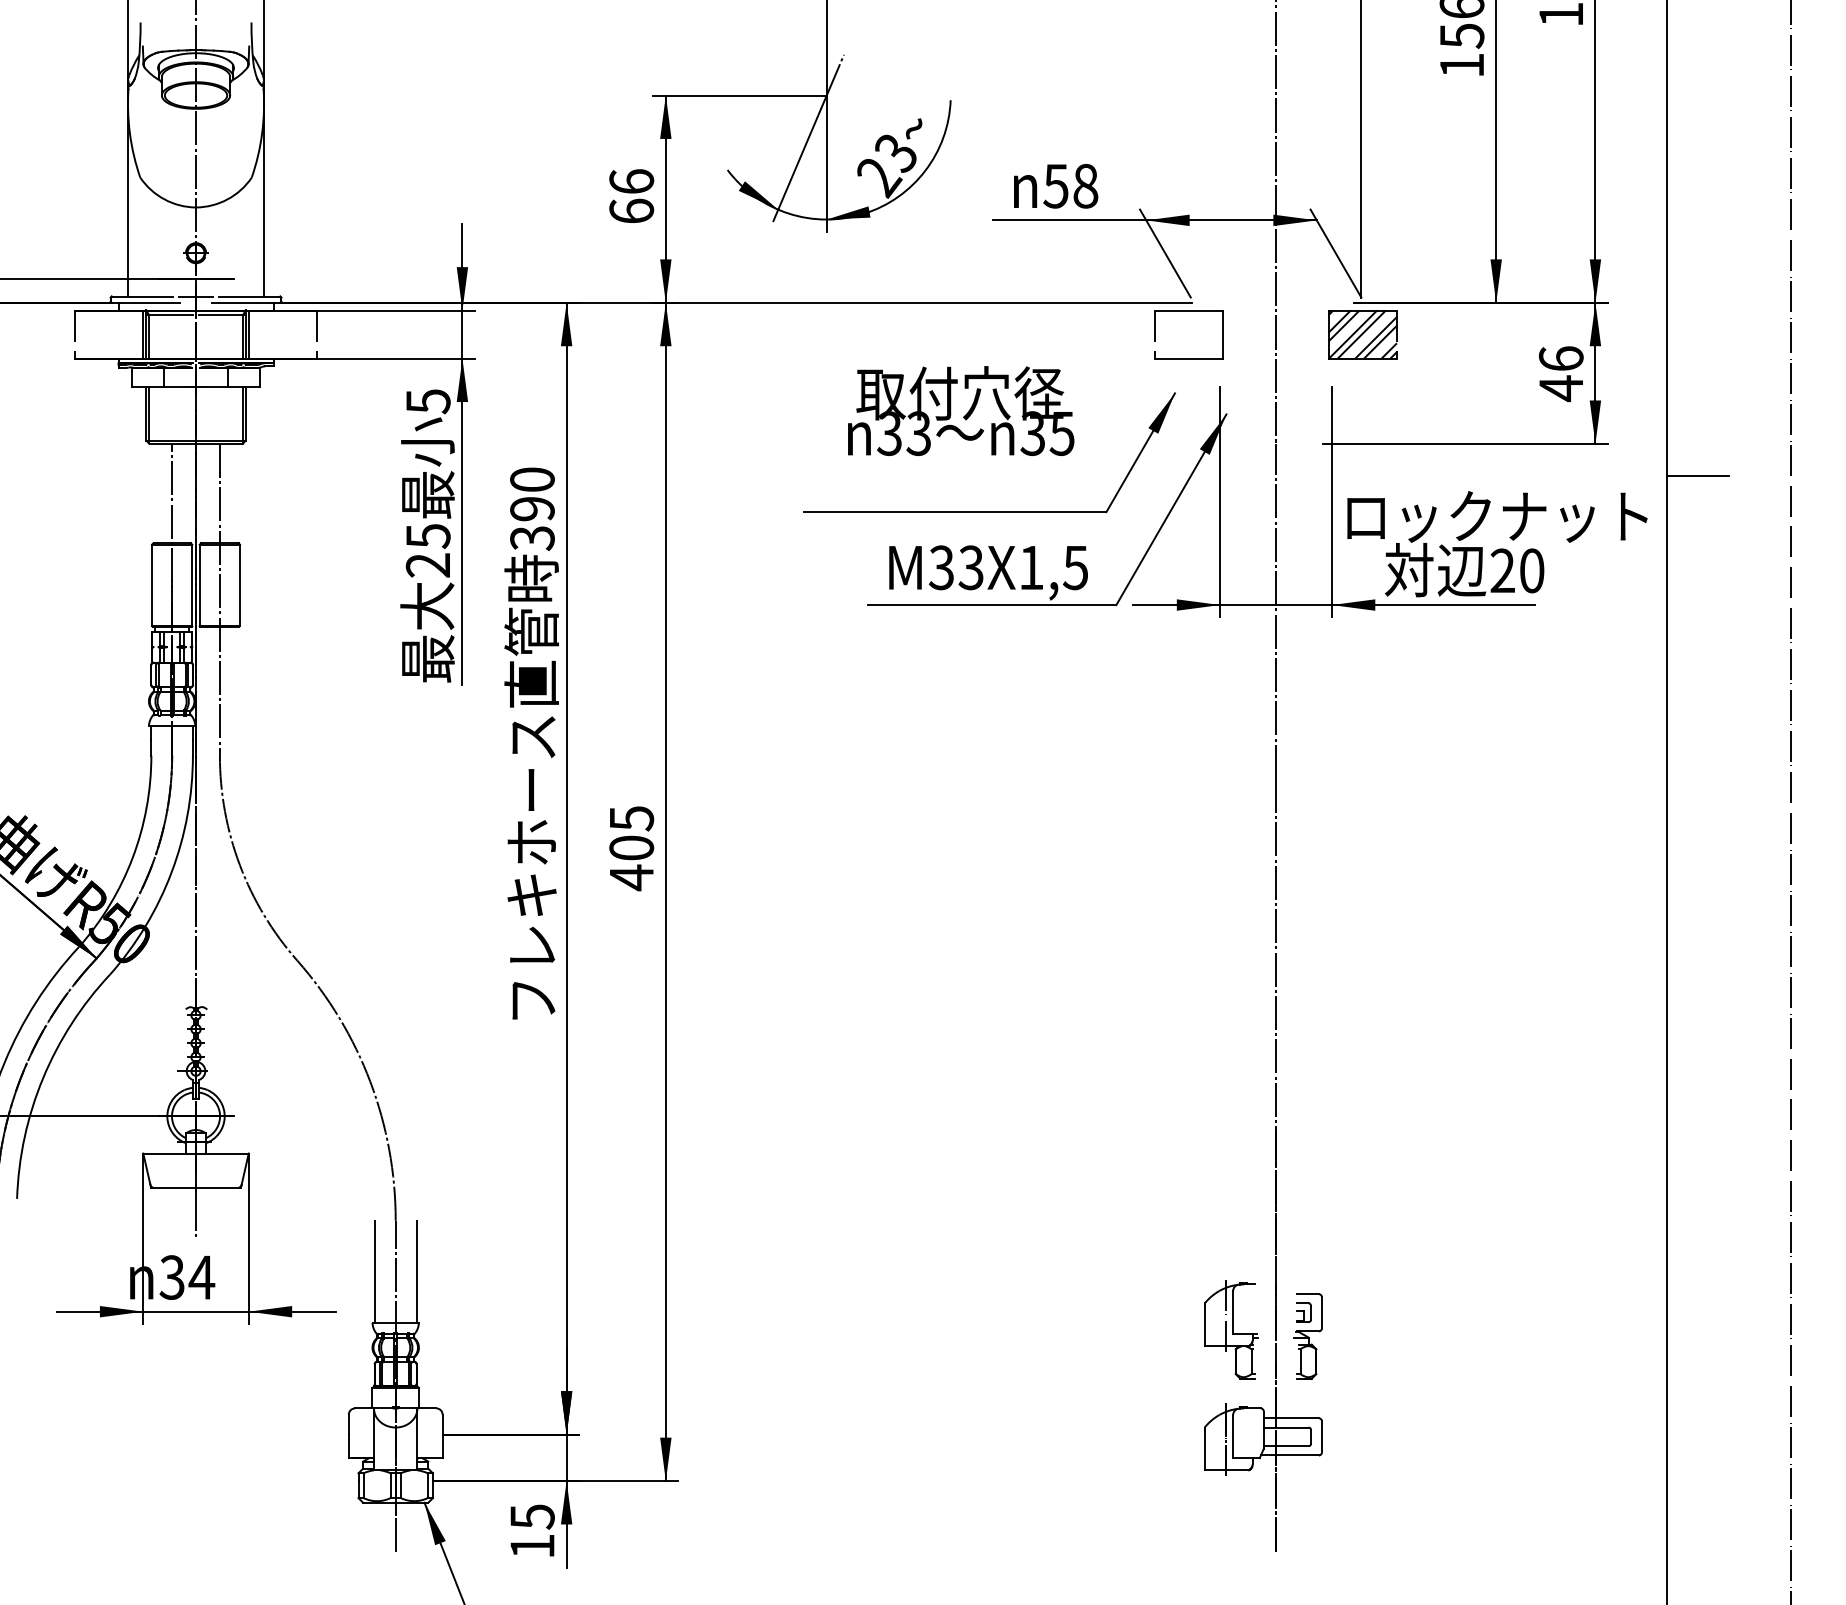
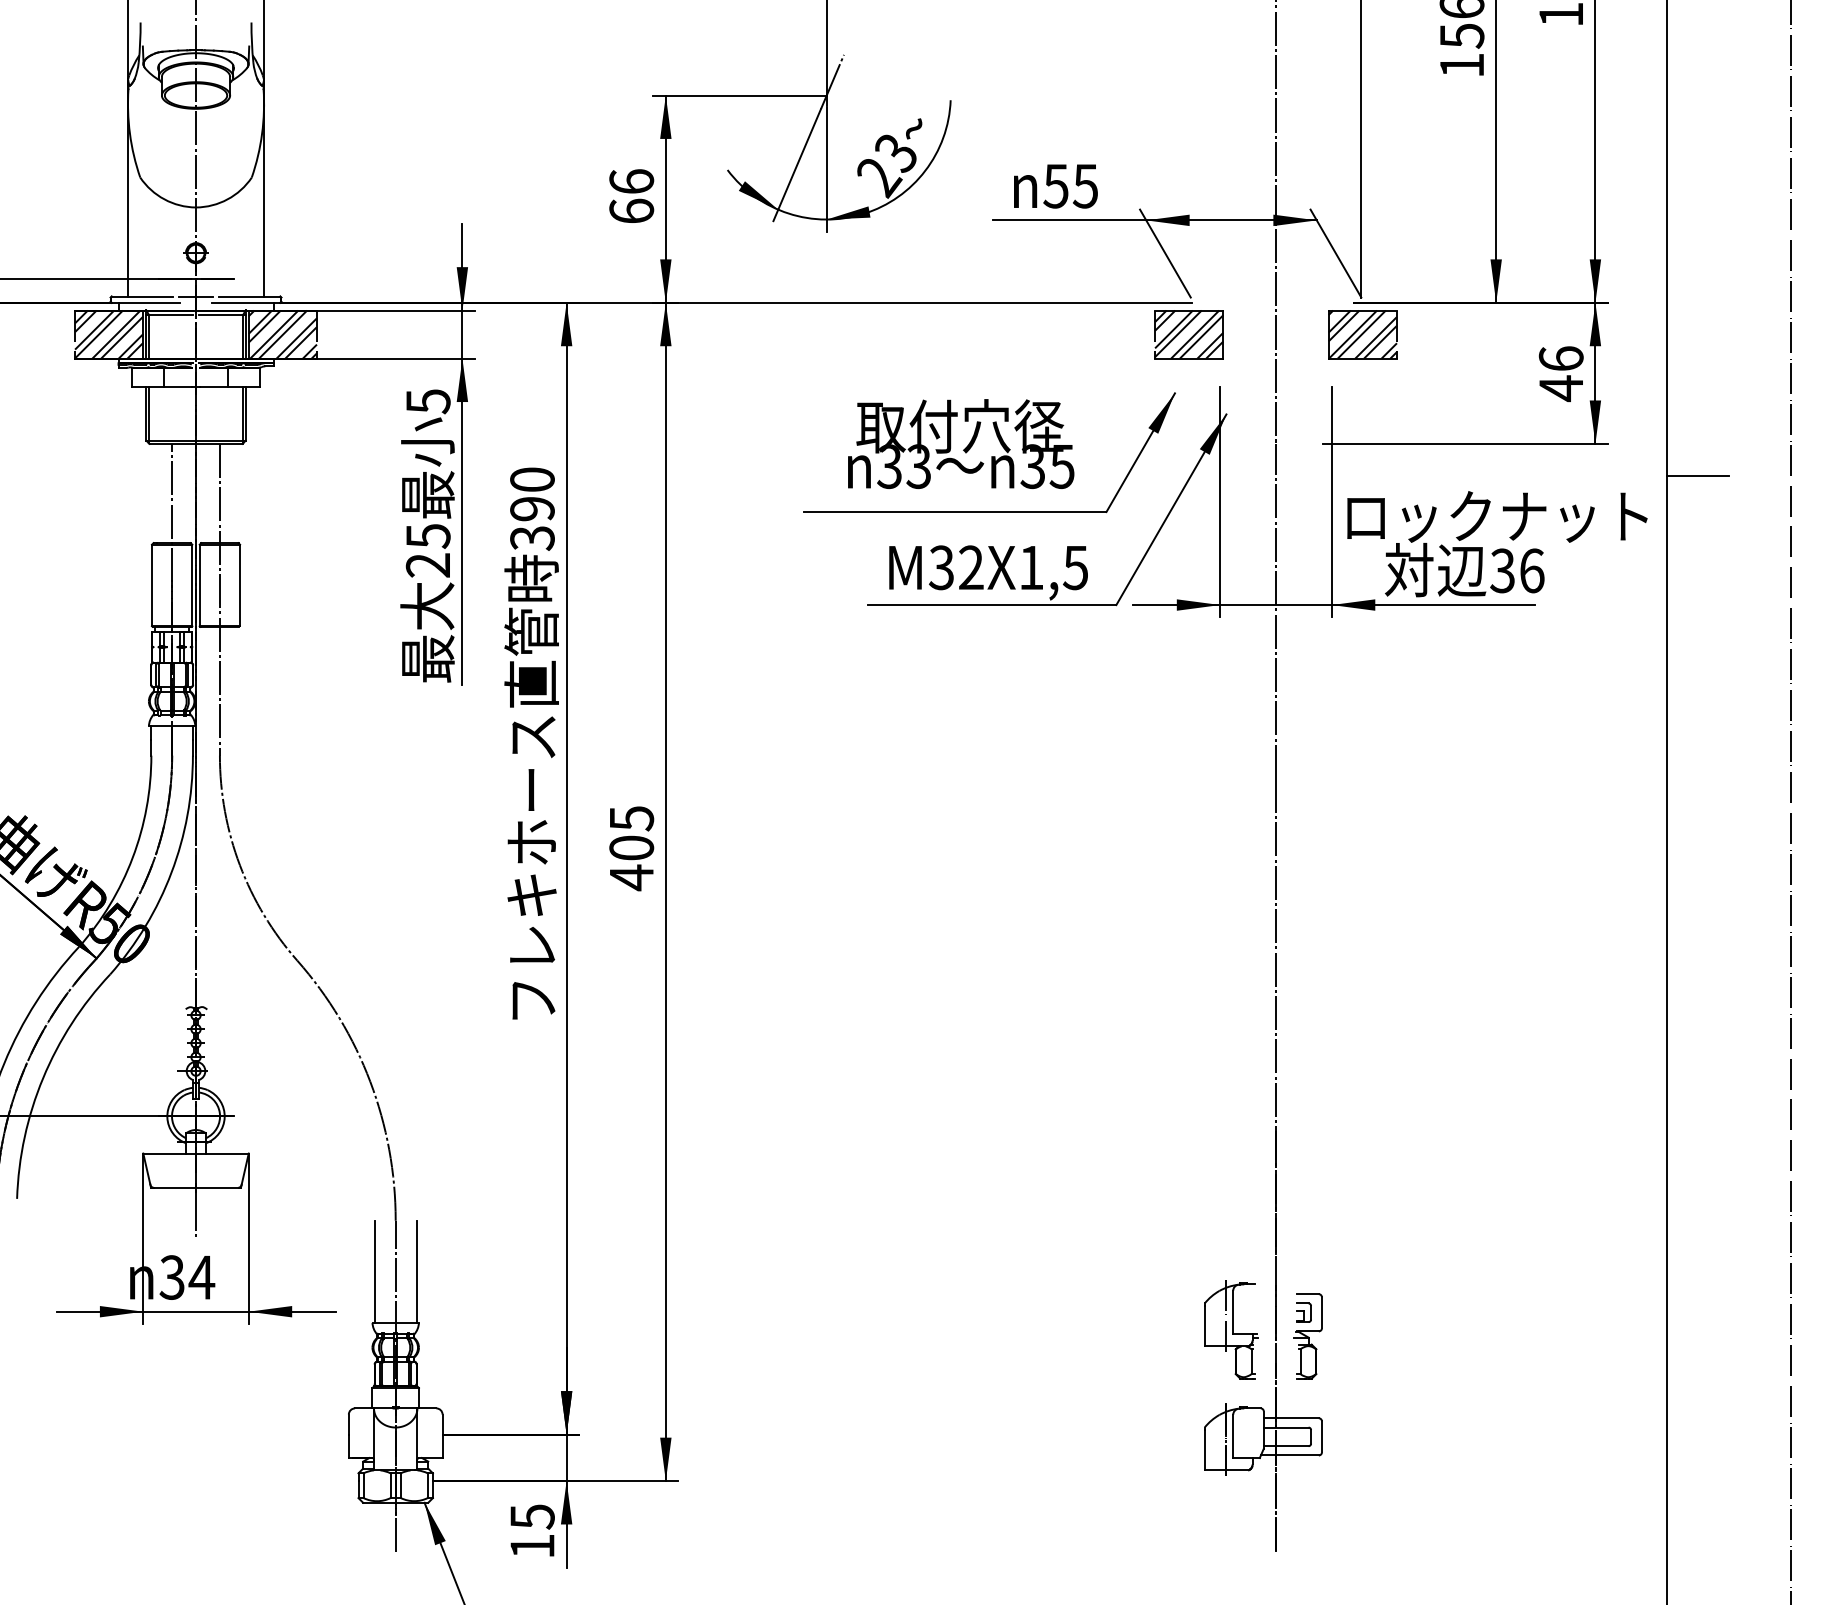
text: 58 -> 55 (1085, 186)
hatch: none -> present (109, 334)
hatch: none -> present (282, 334)
hatch: none -> present (1189, 334)
text position: (961, 410) -> (961, 443) (961, 443)
text: M33X1,5 -> M32X1,5 (970, 568)
text: 20 -> 36 (1517, 570)
